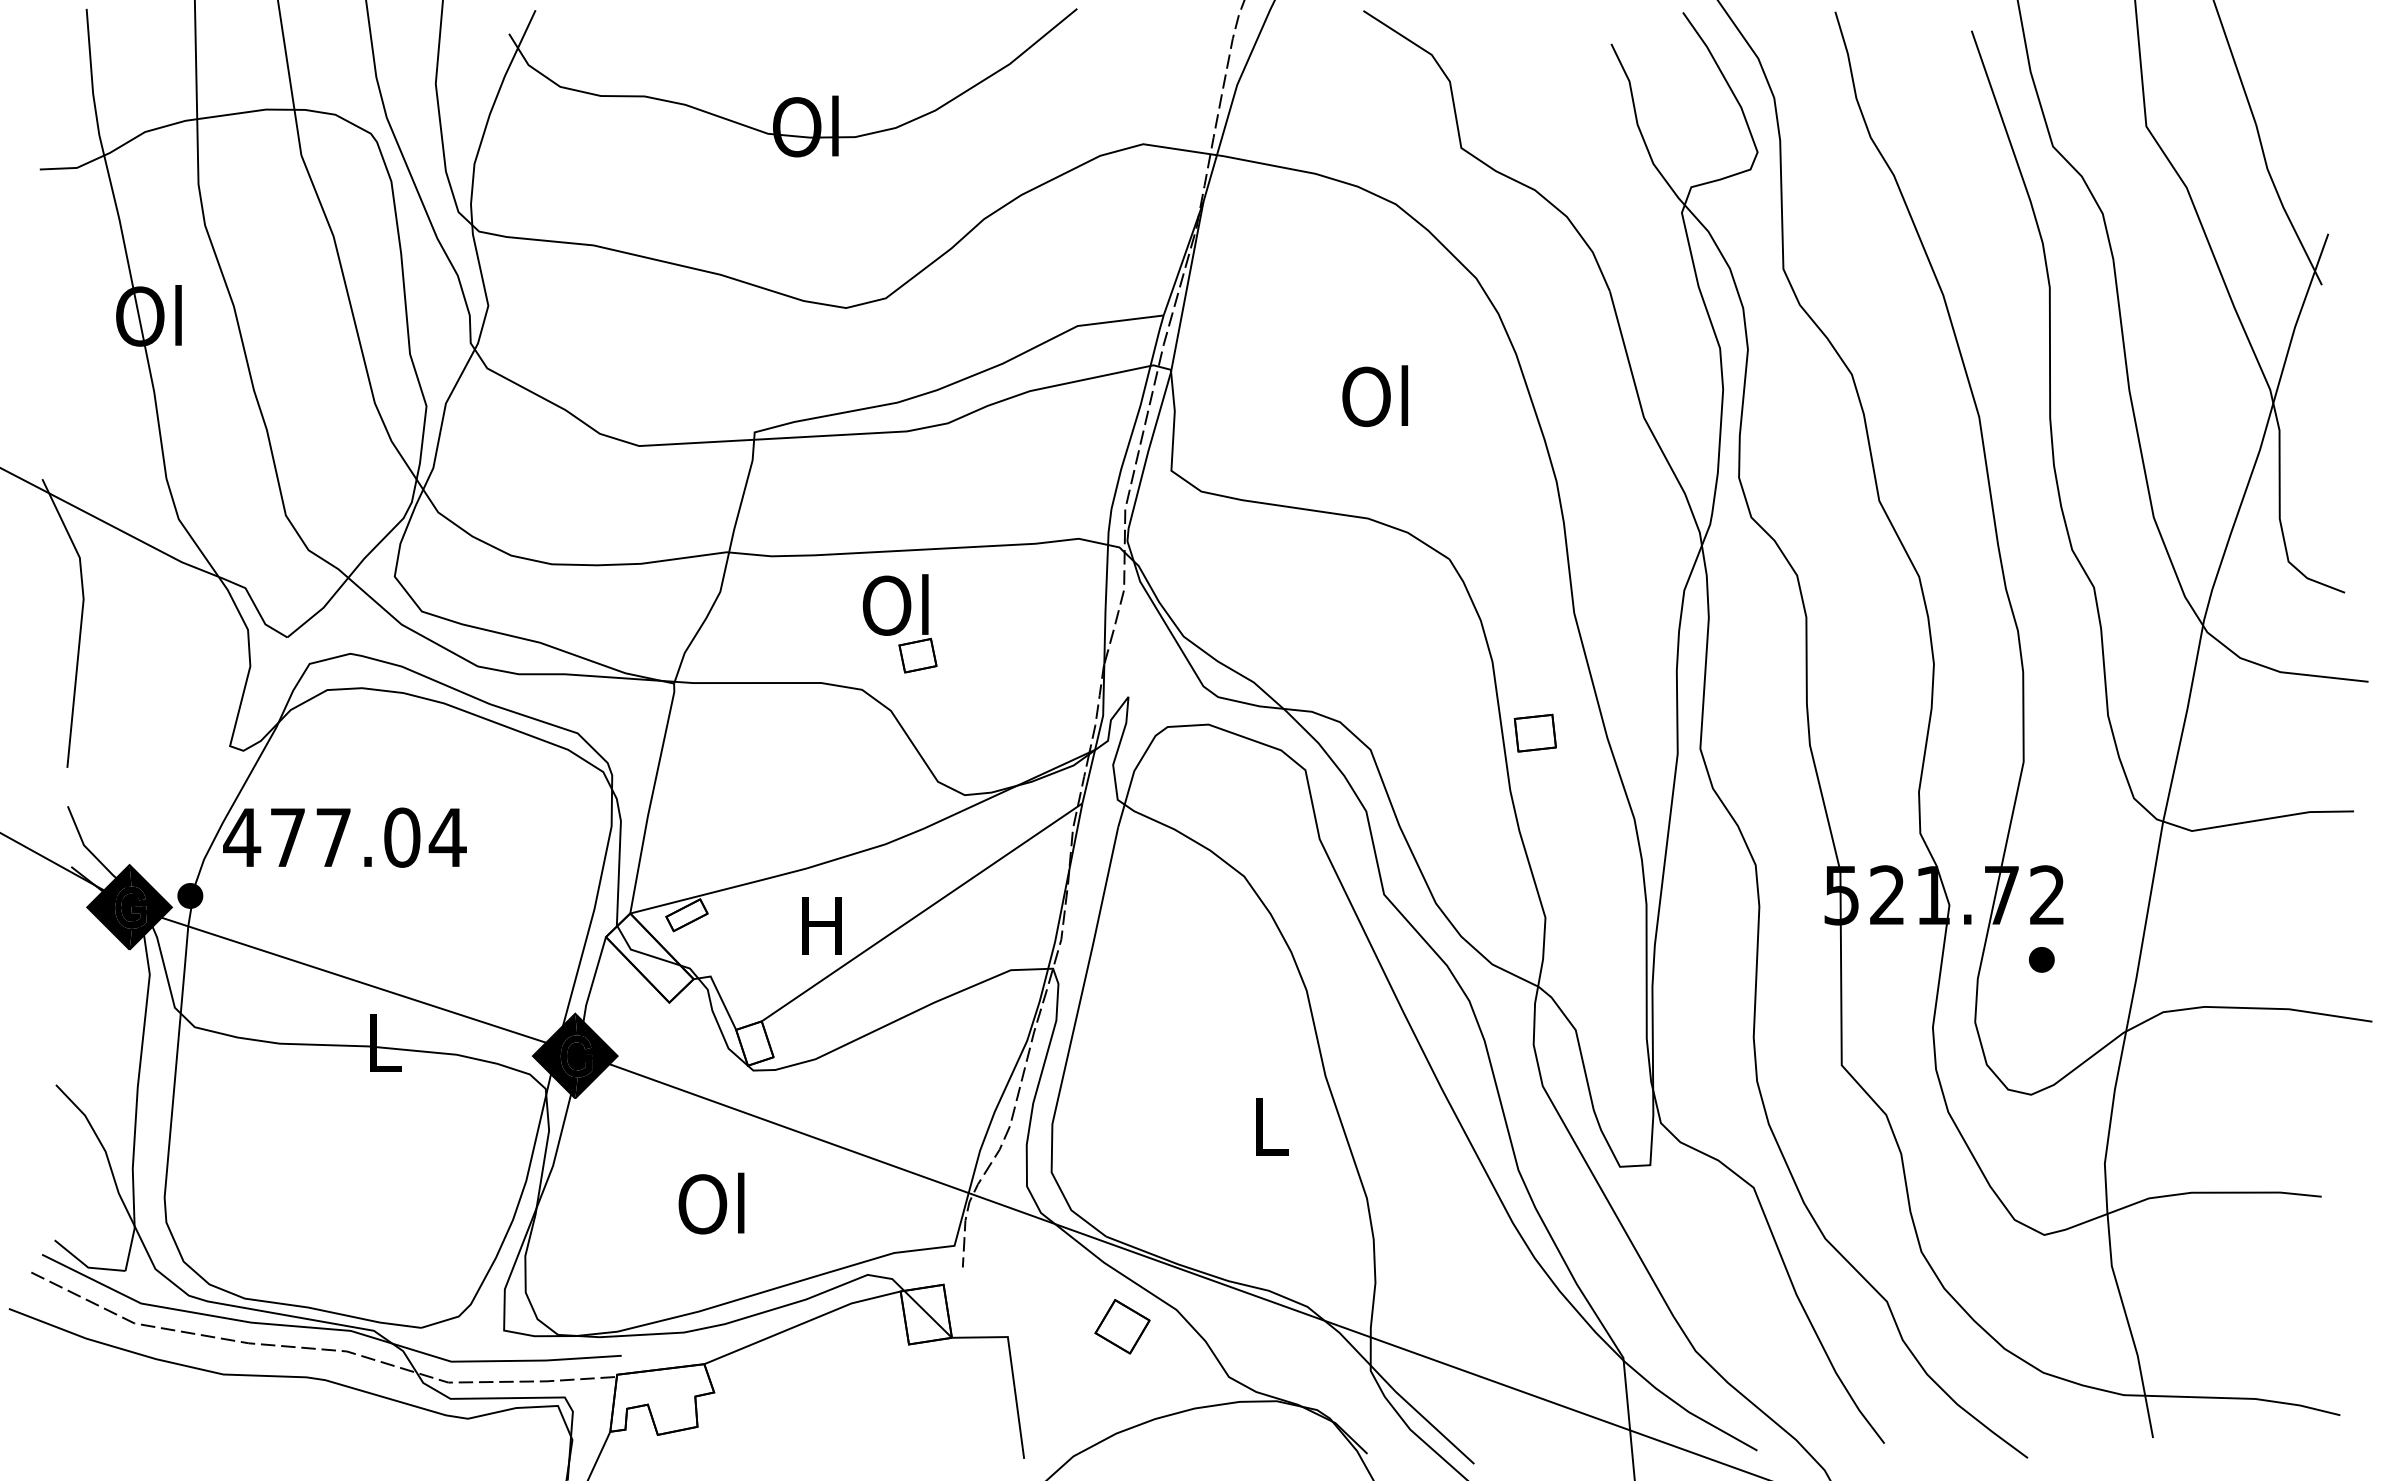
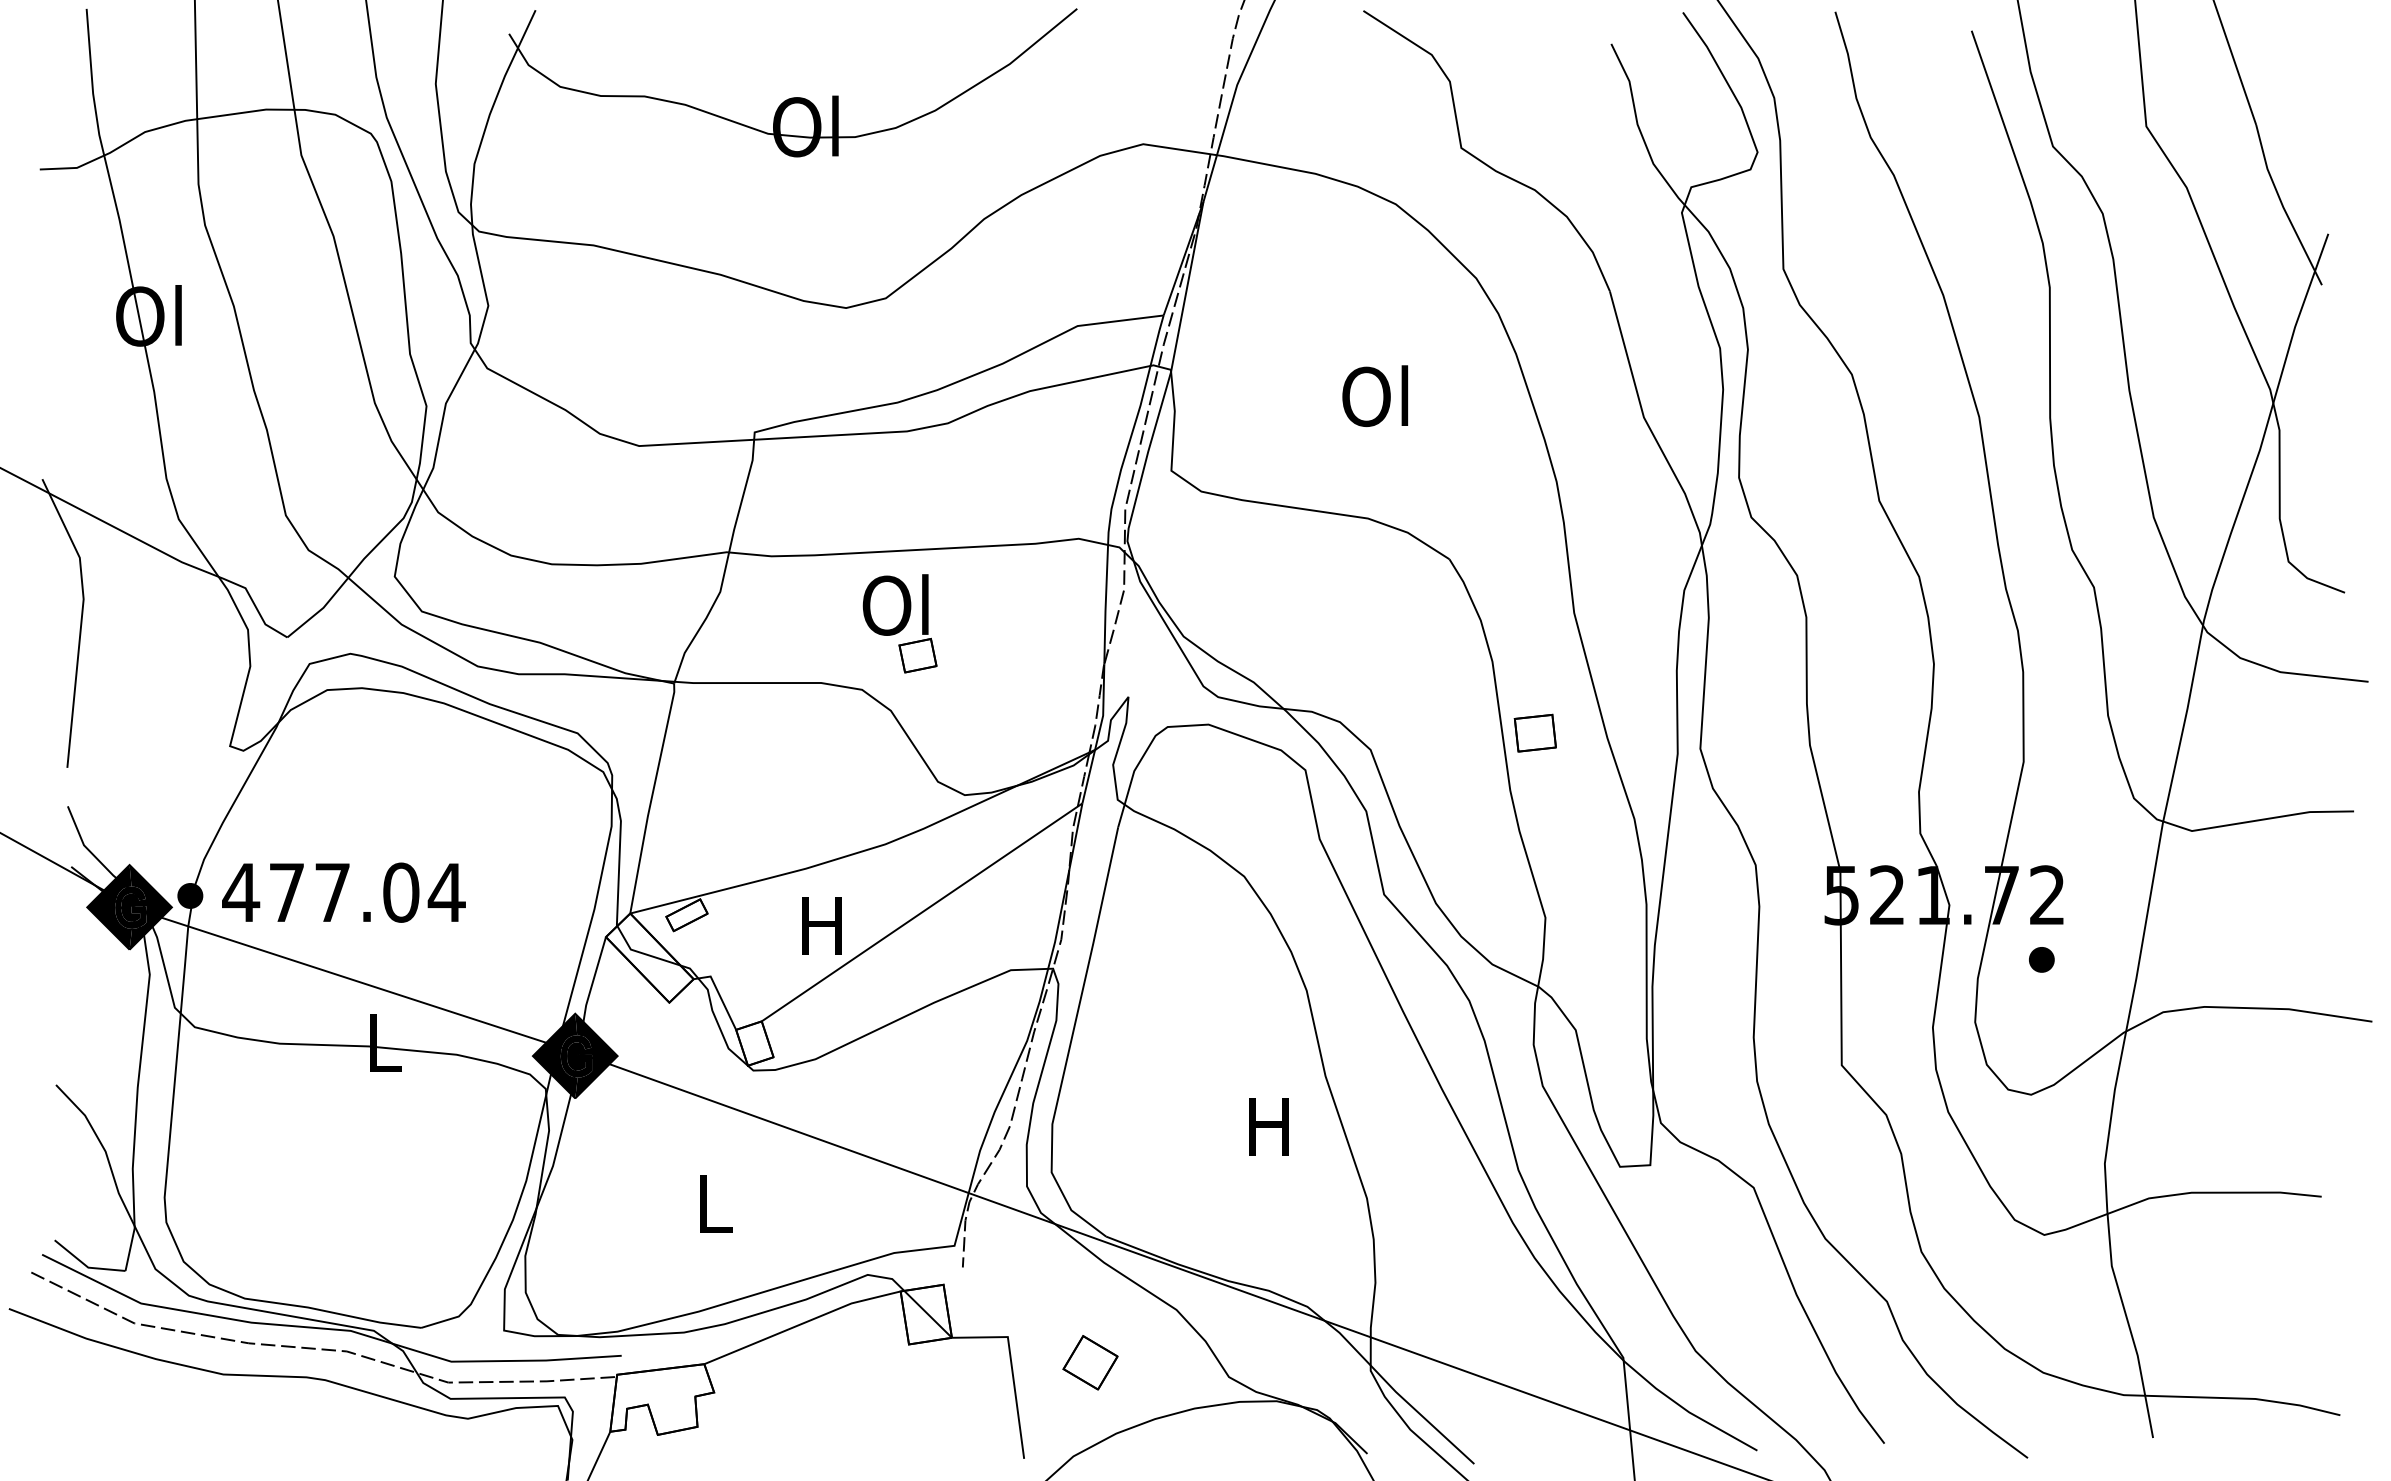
text position: (344, 837) -> (343, 892) (343, 892)
text: L -> H (1268, 1126)
text: Ol -> L (711, 1203)
part position: (1122, 1326) -> (1090, 1362) (1090, 1362)
